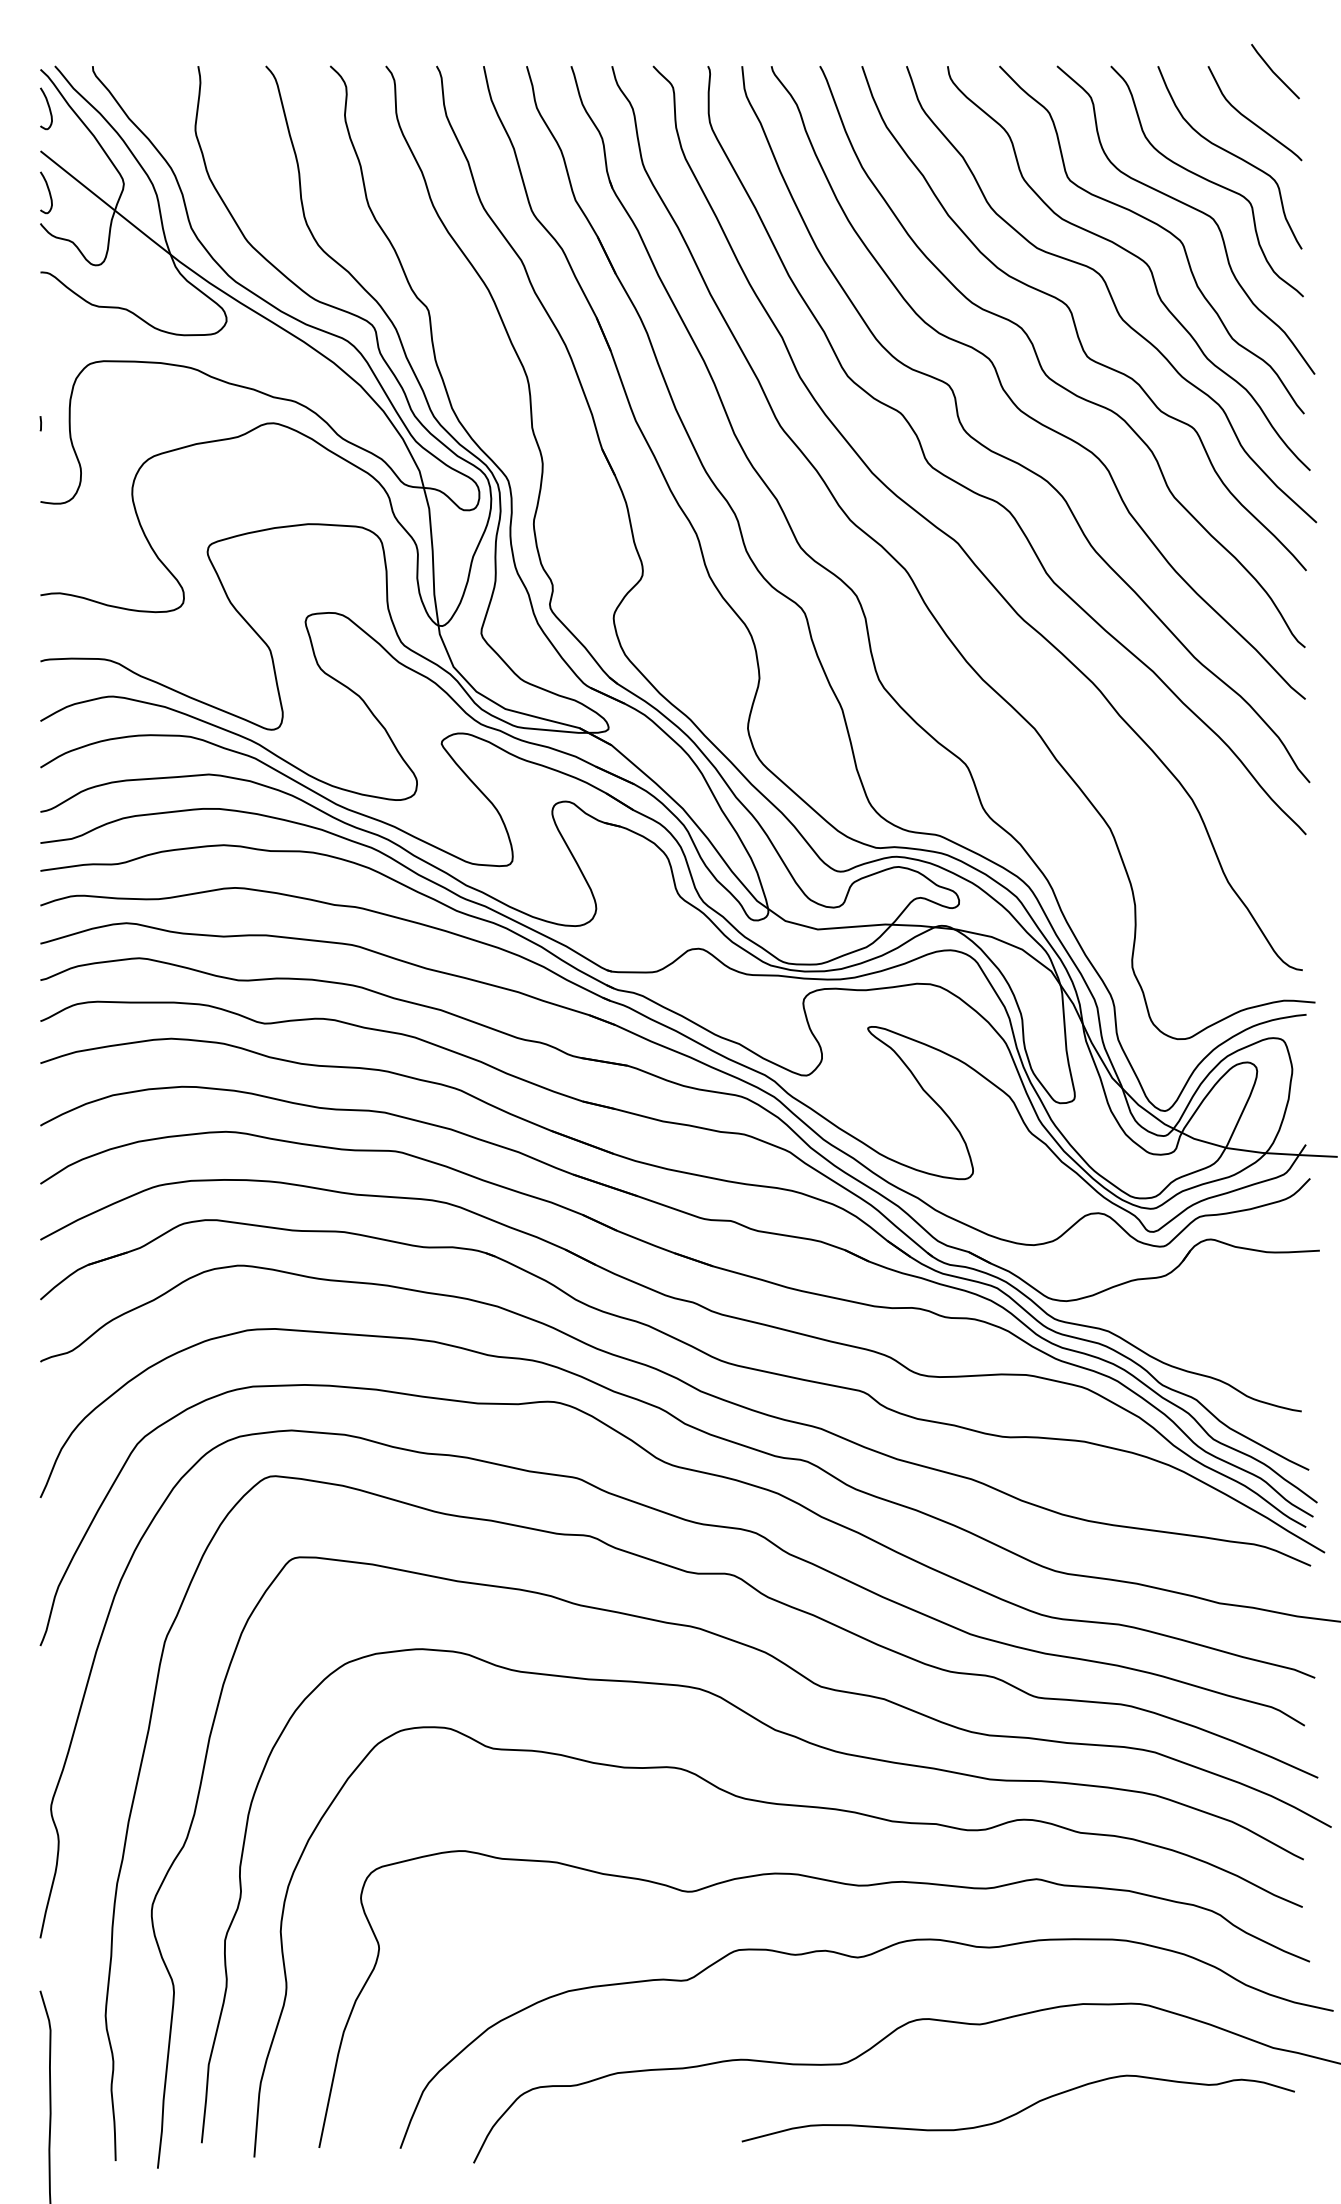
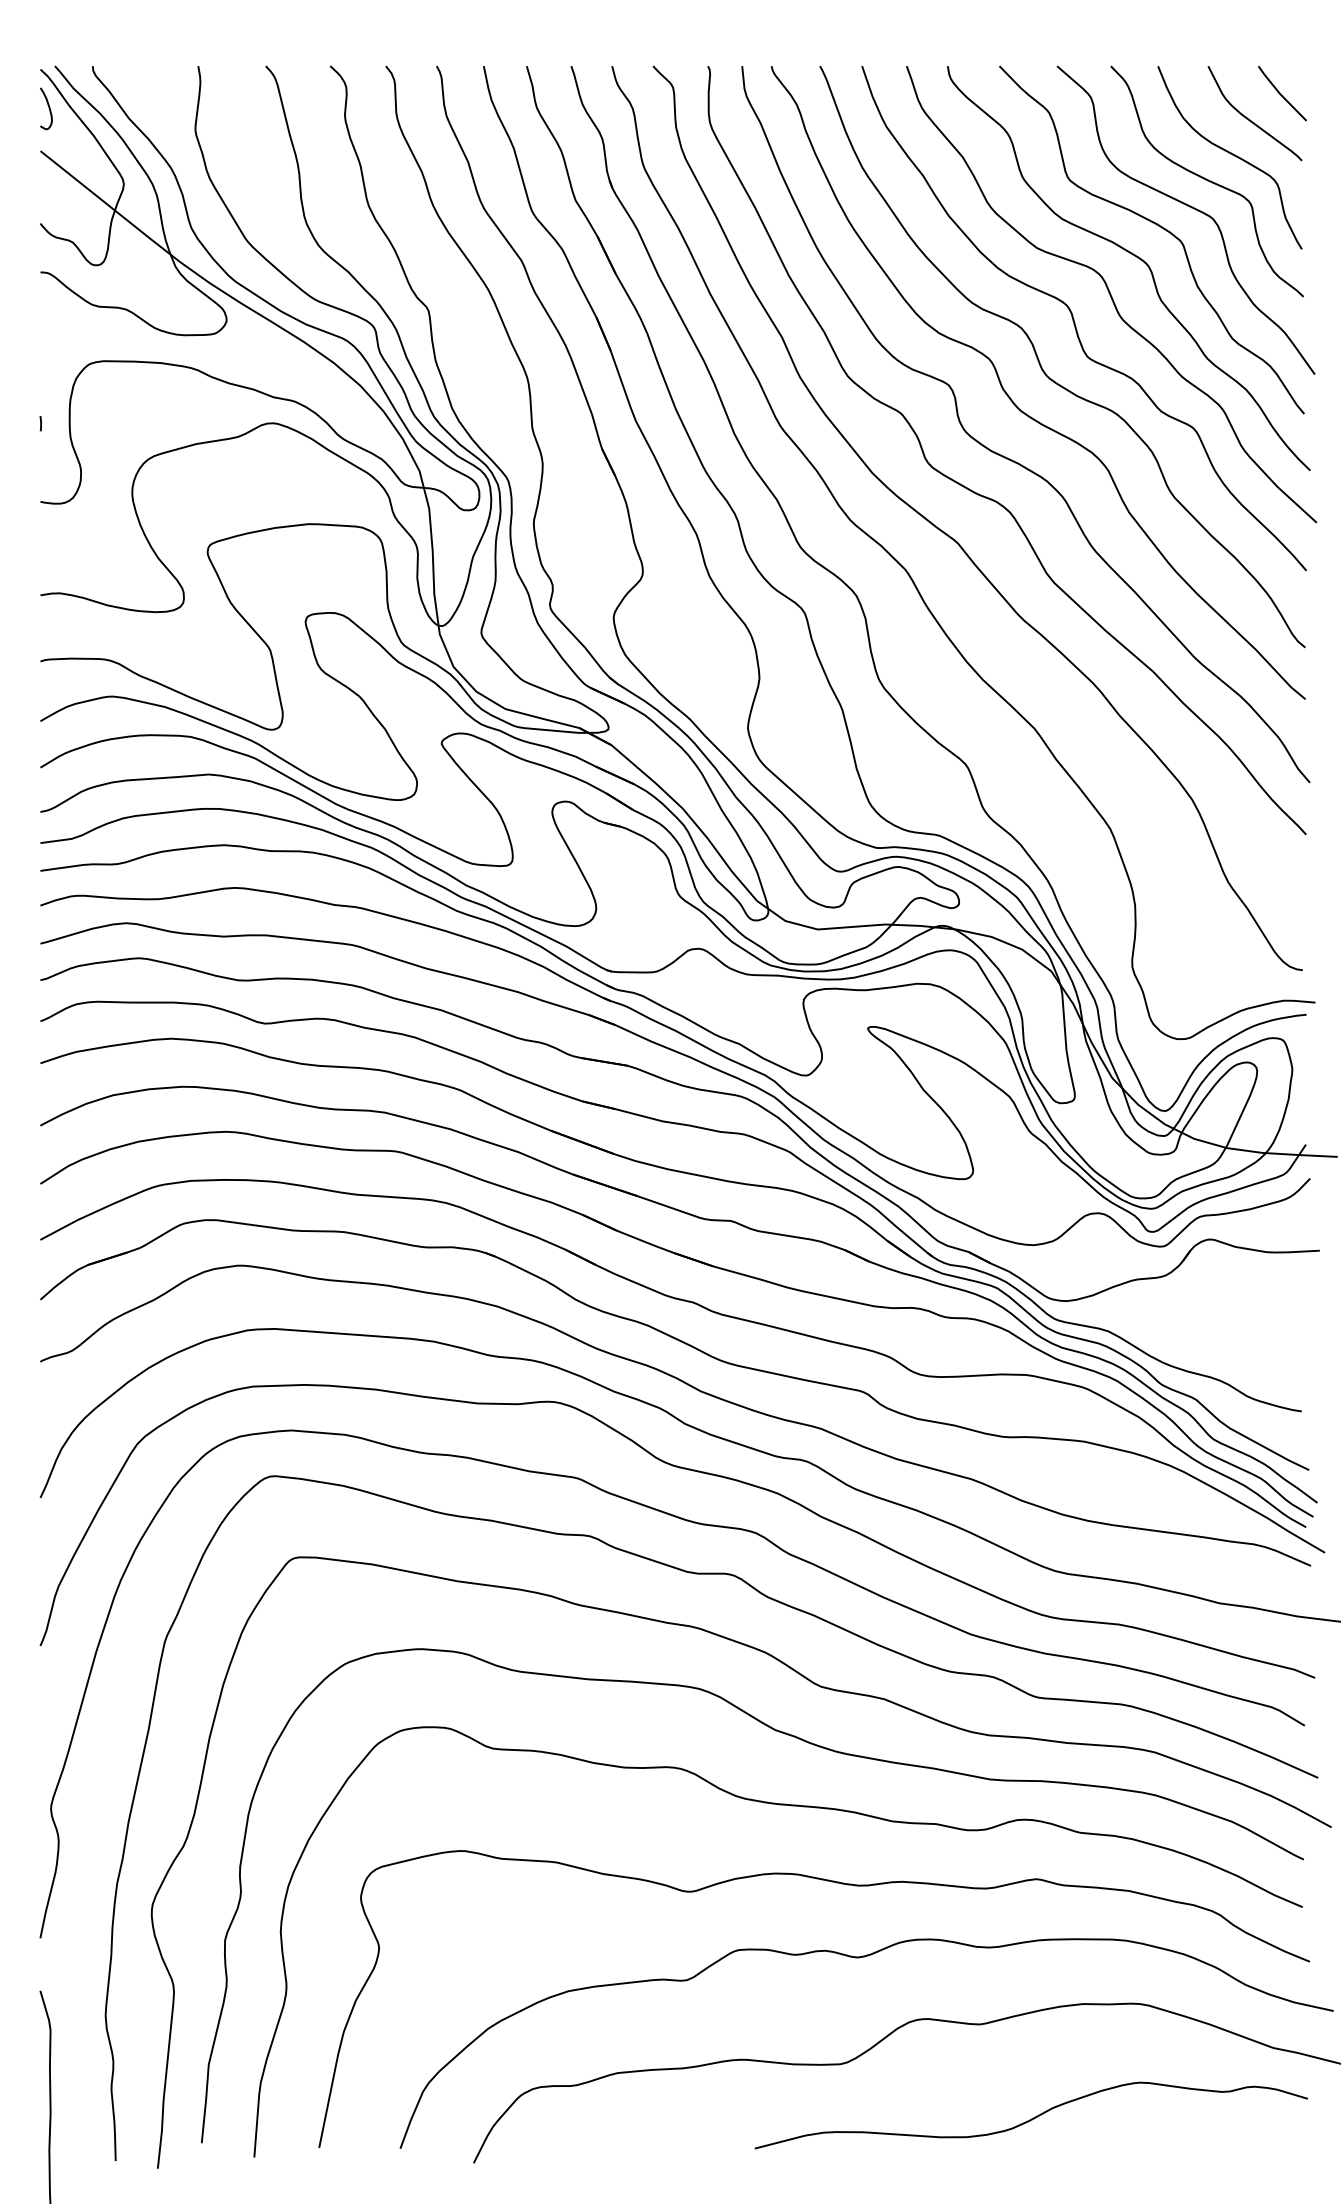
line position: (1274, 72) -> (1281, 94) (1281, 94)
curve: present -> none (48, 192)
curve position: (1018, 2111) -> (1031, 2118) (1031, 2118)
